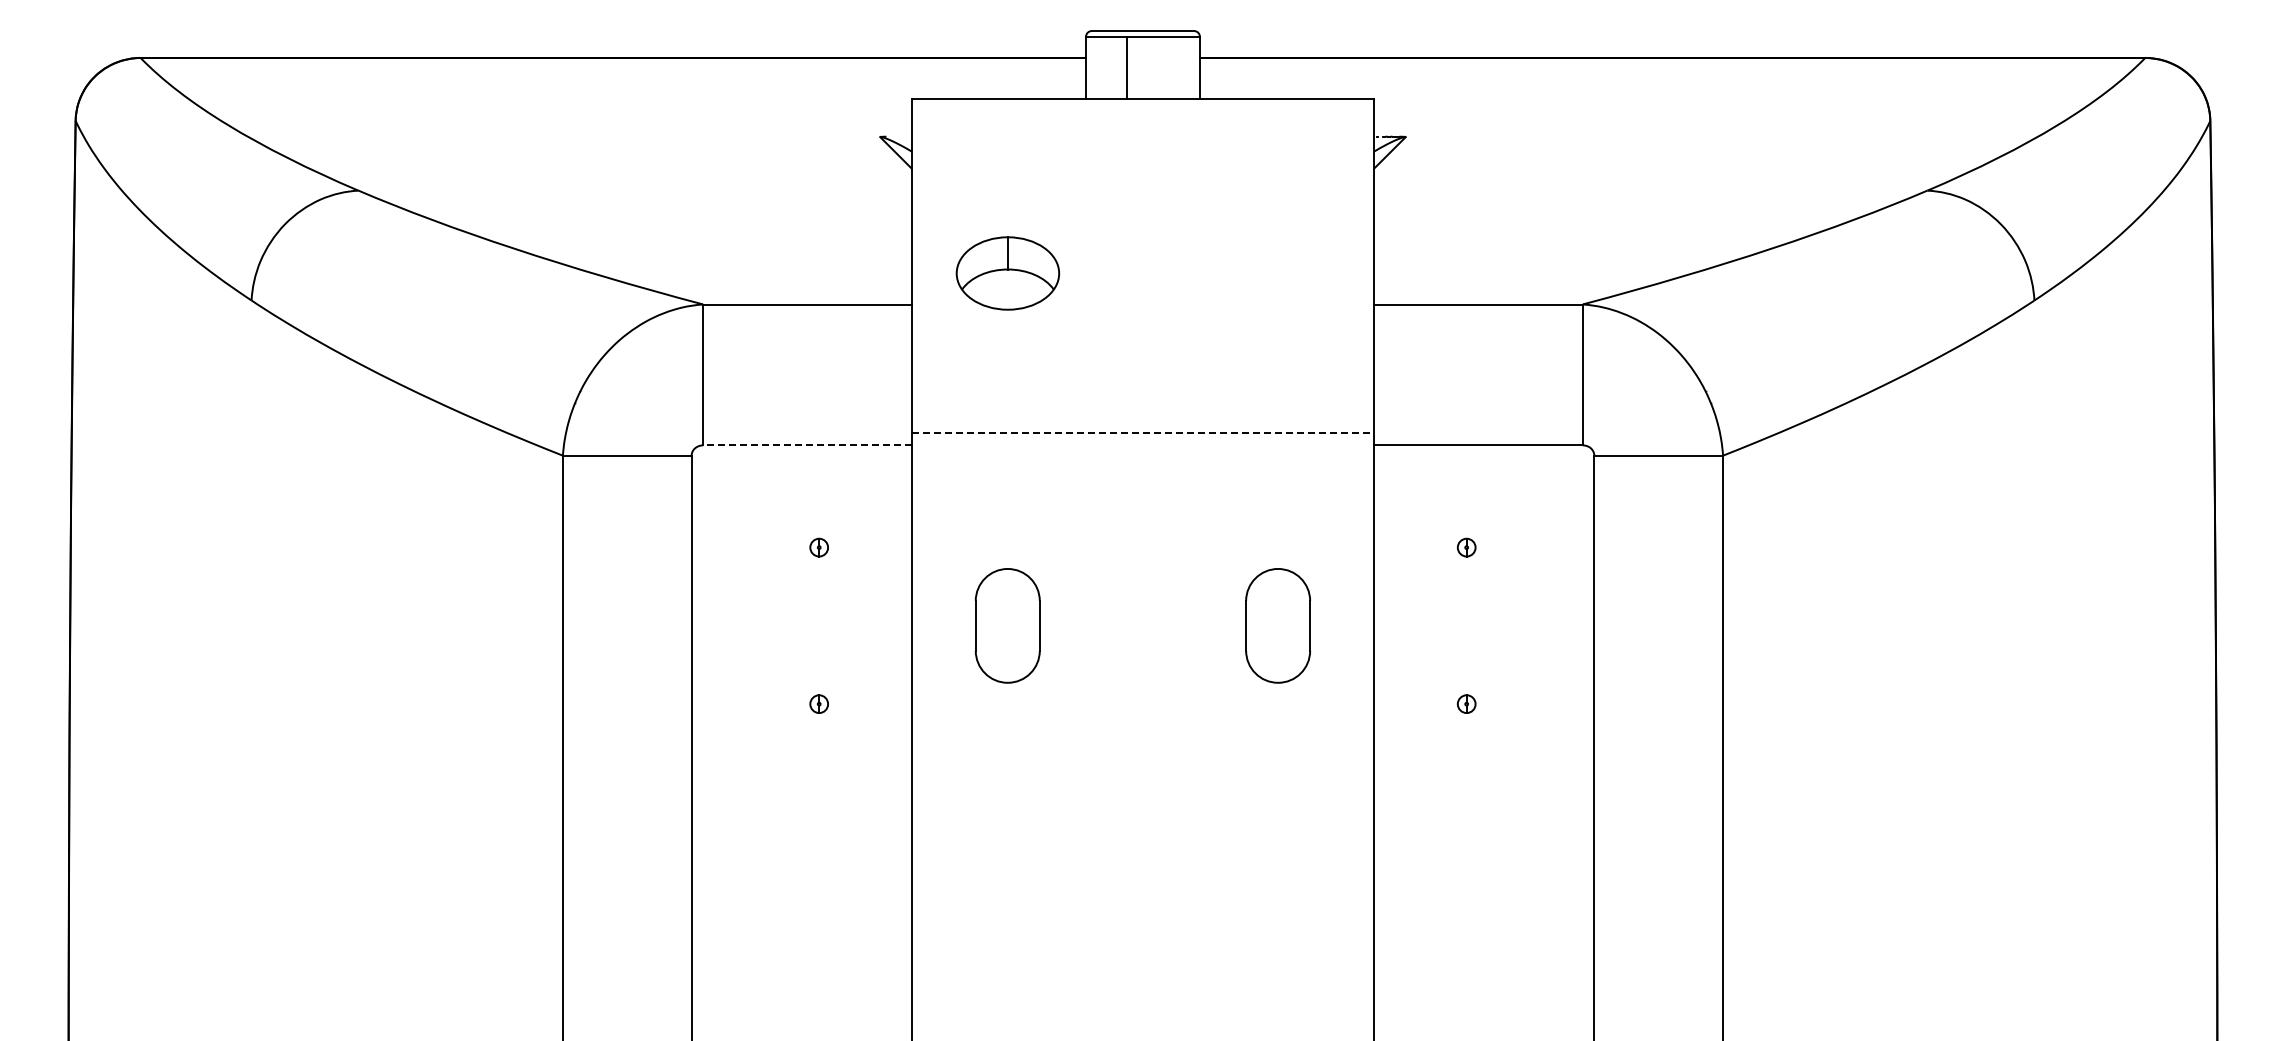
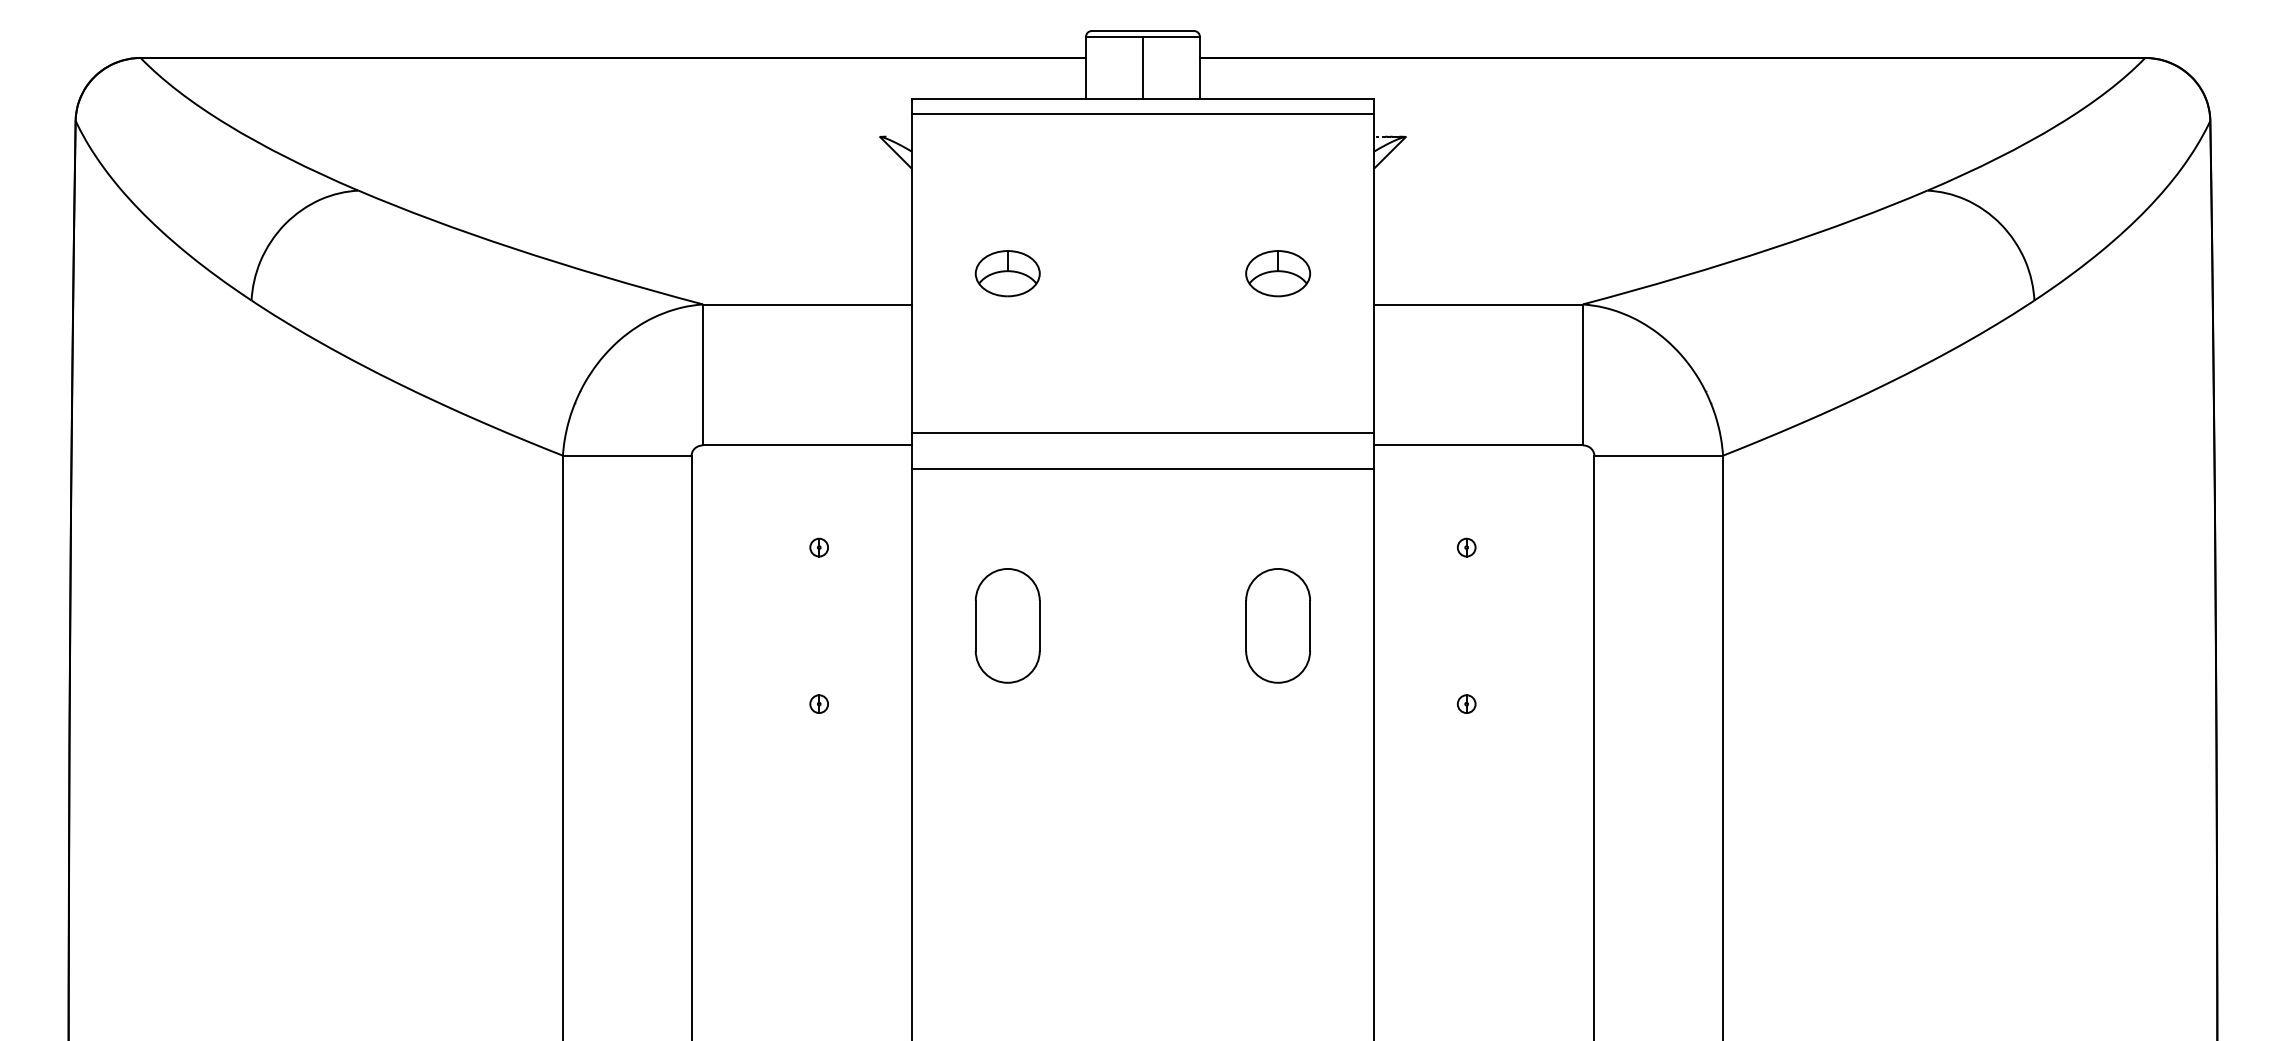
line position: (1126, 67) -> (1142, 67) (1142, 67)
line: none -> present (1142, 113)
part size: 106x75 px -> 67x48 px (1007, 273)
part: none -> present (1278, 273)
line: dashed -> solid (1143, 433)
line: dashed -> solid (806, 445)
line: none -> present (1142, 468)
